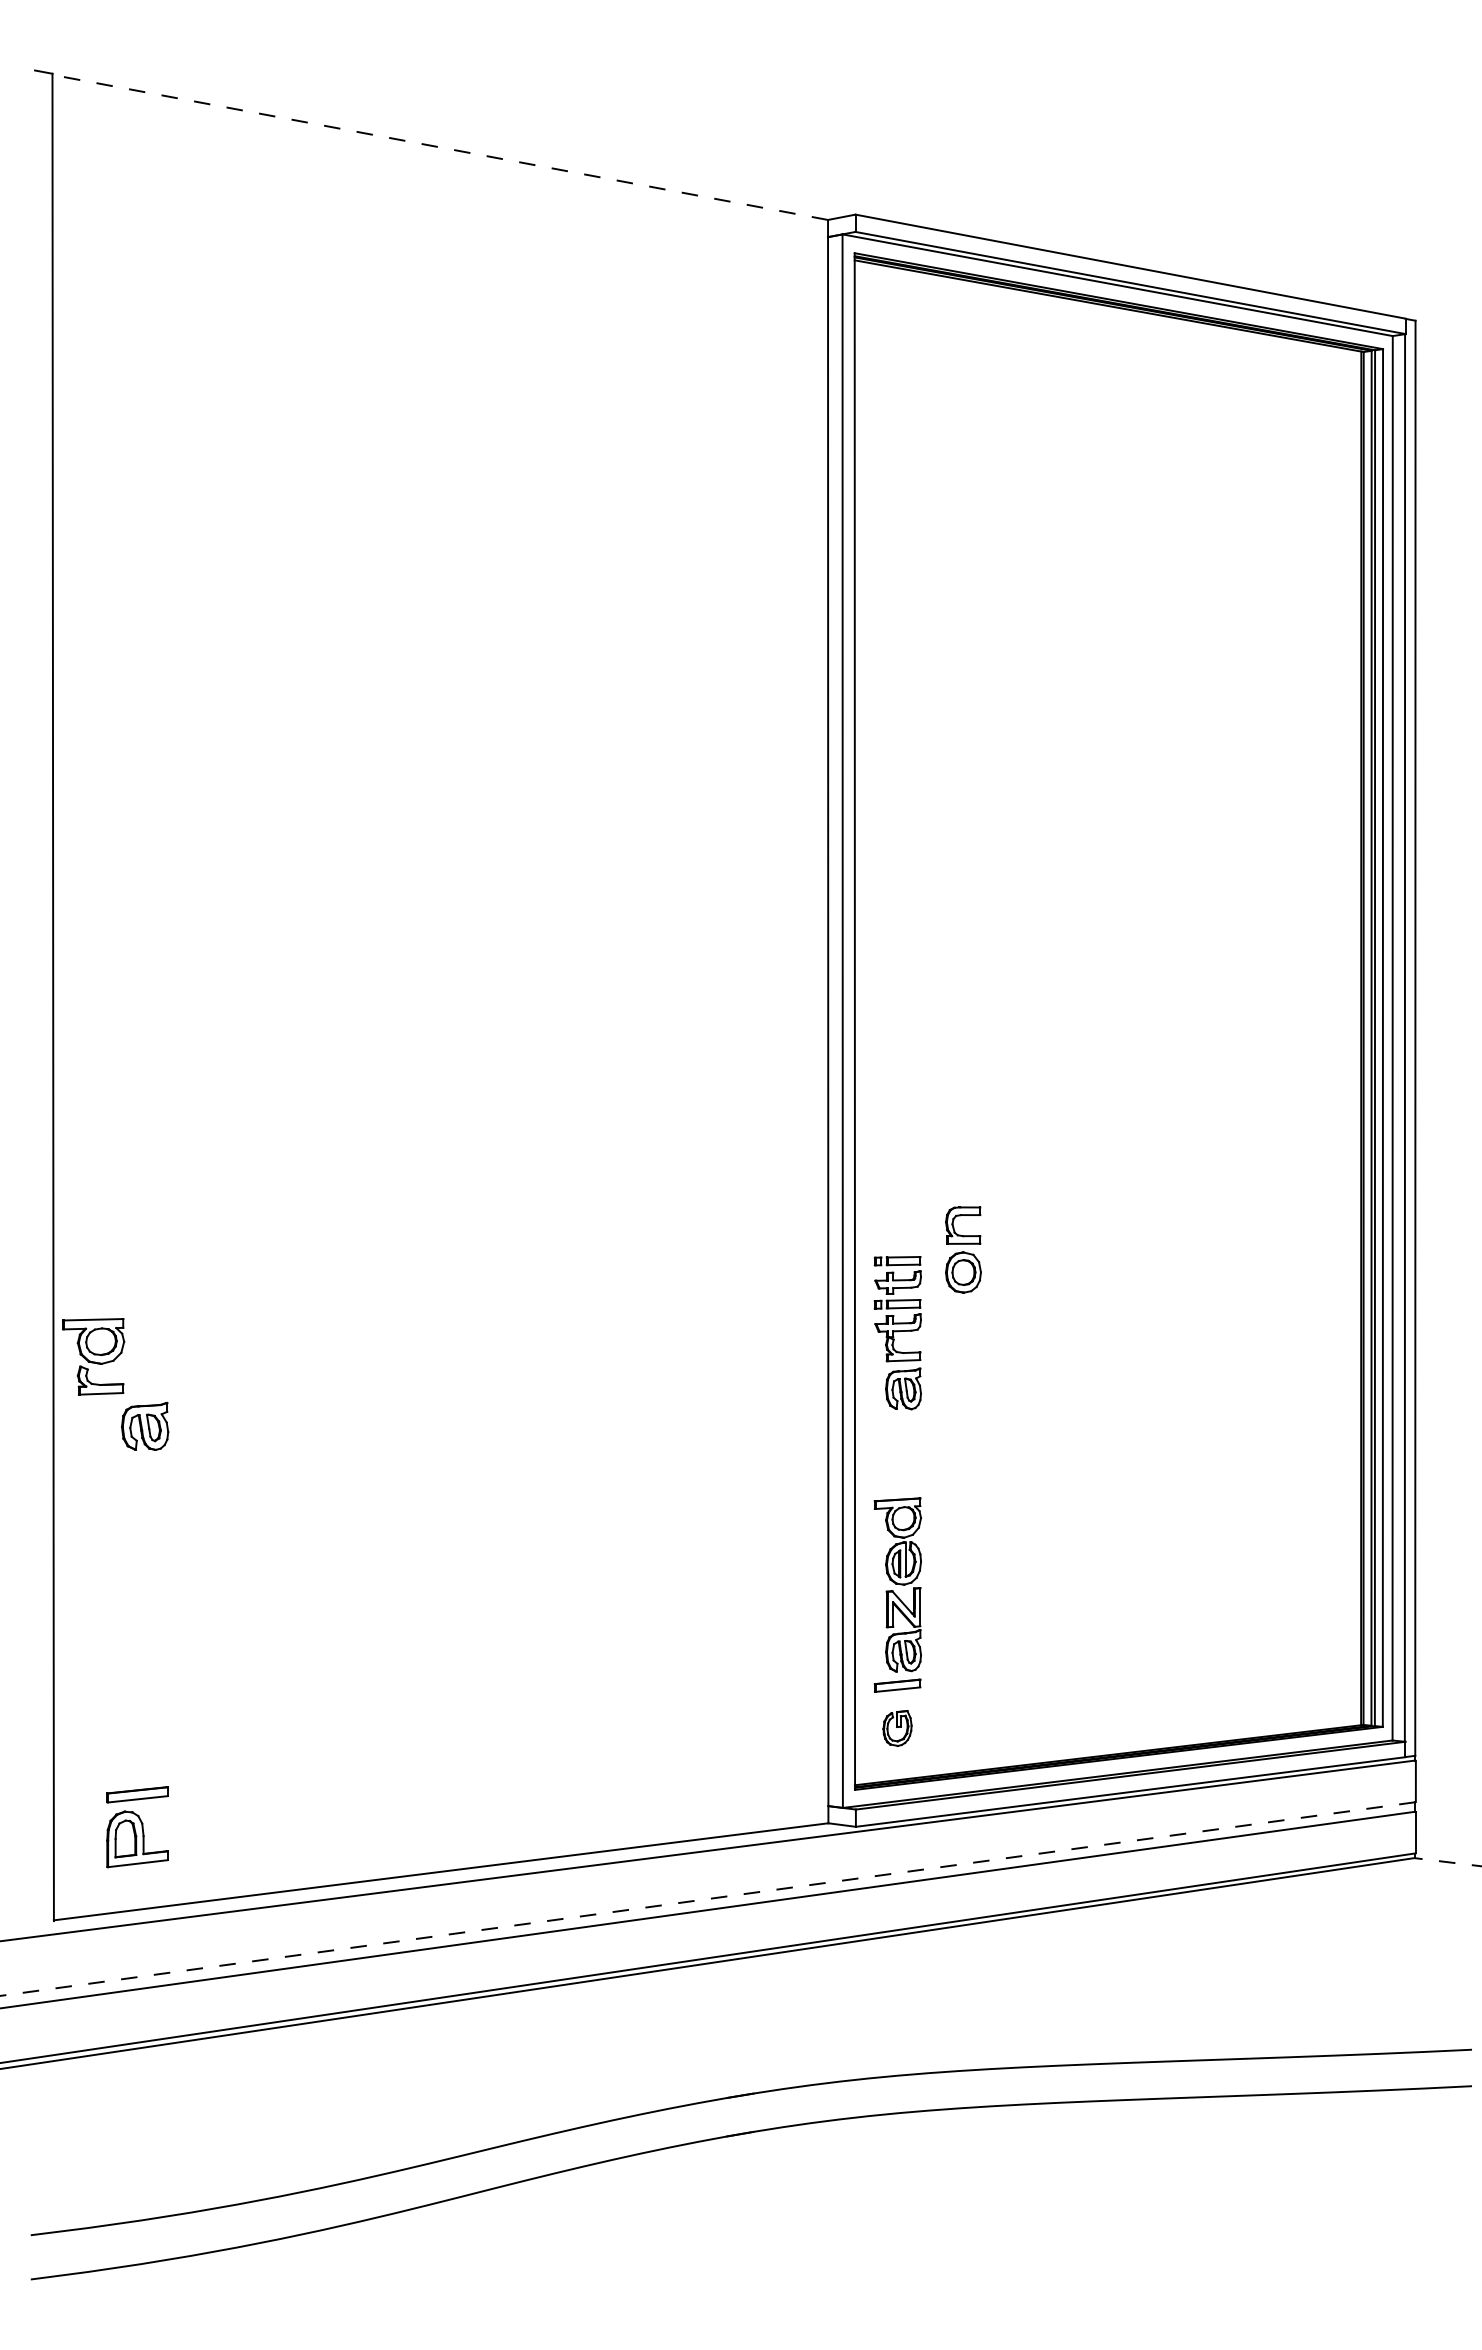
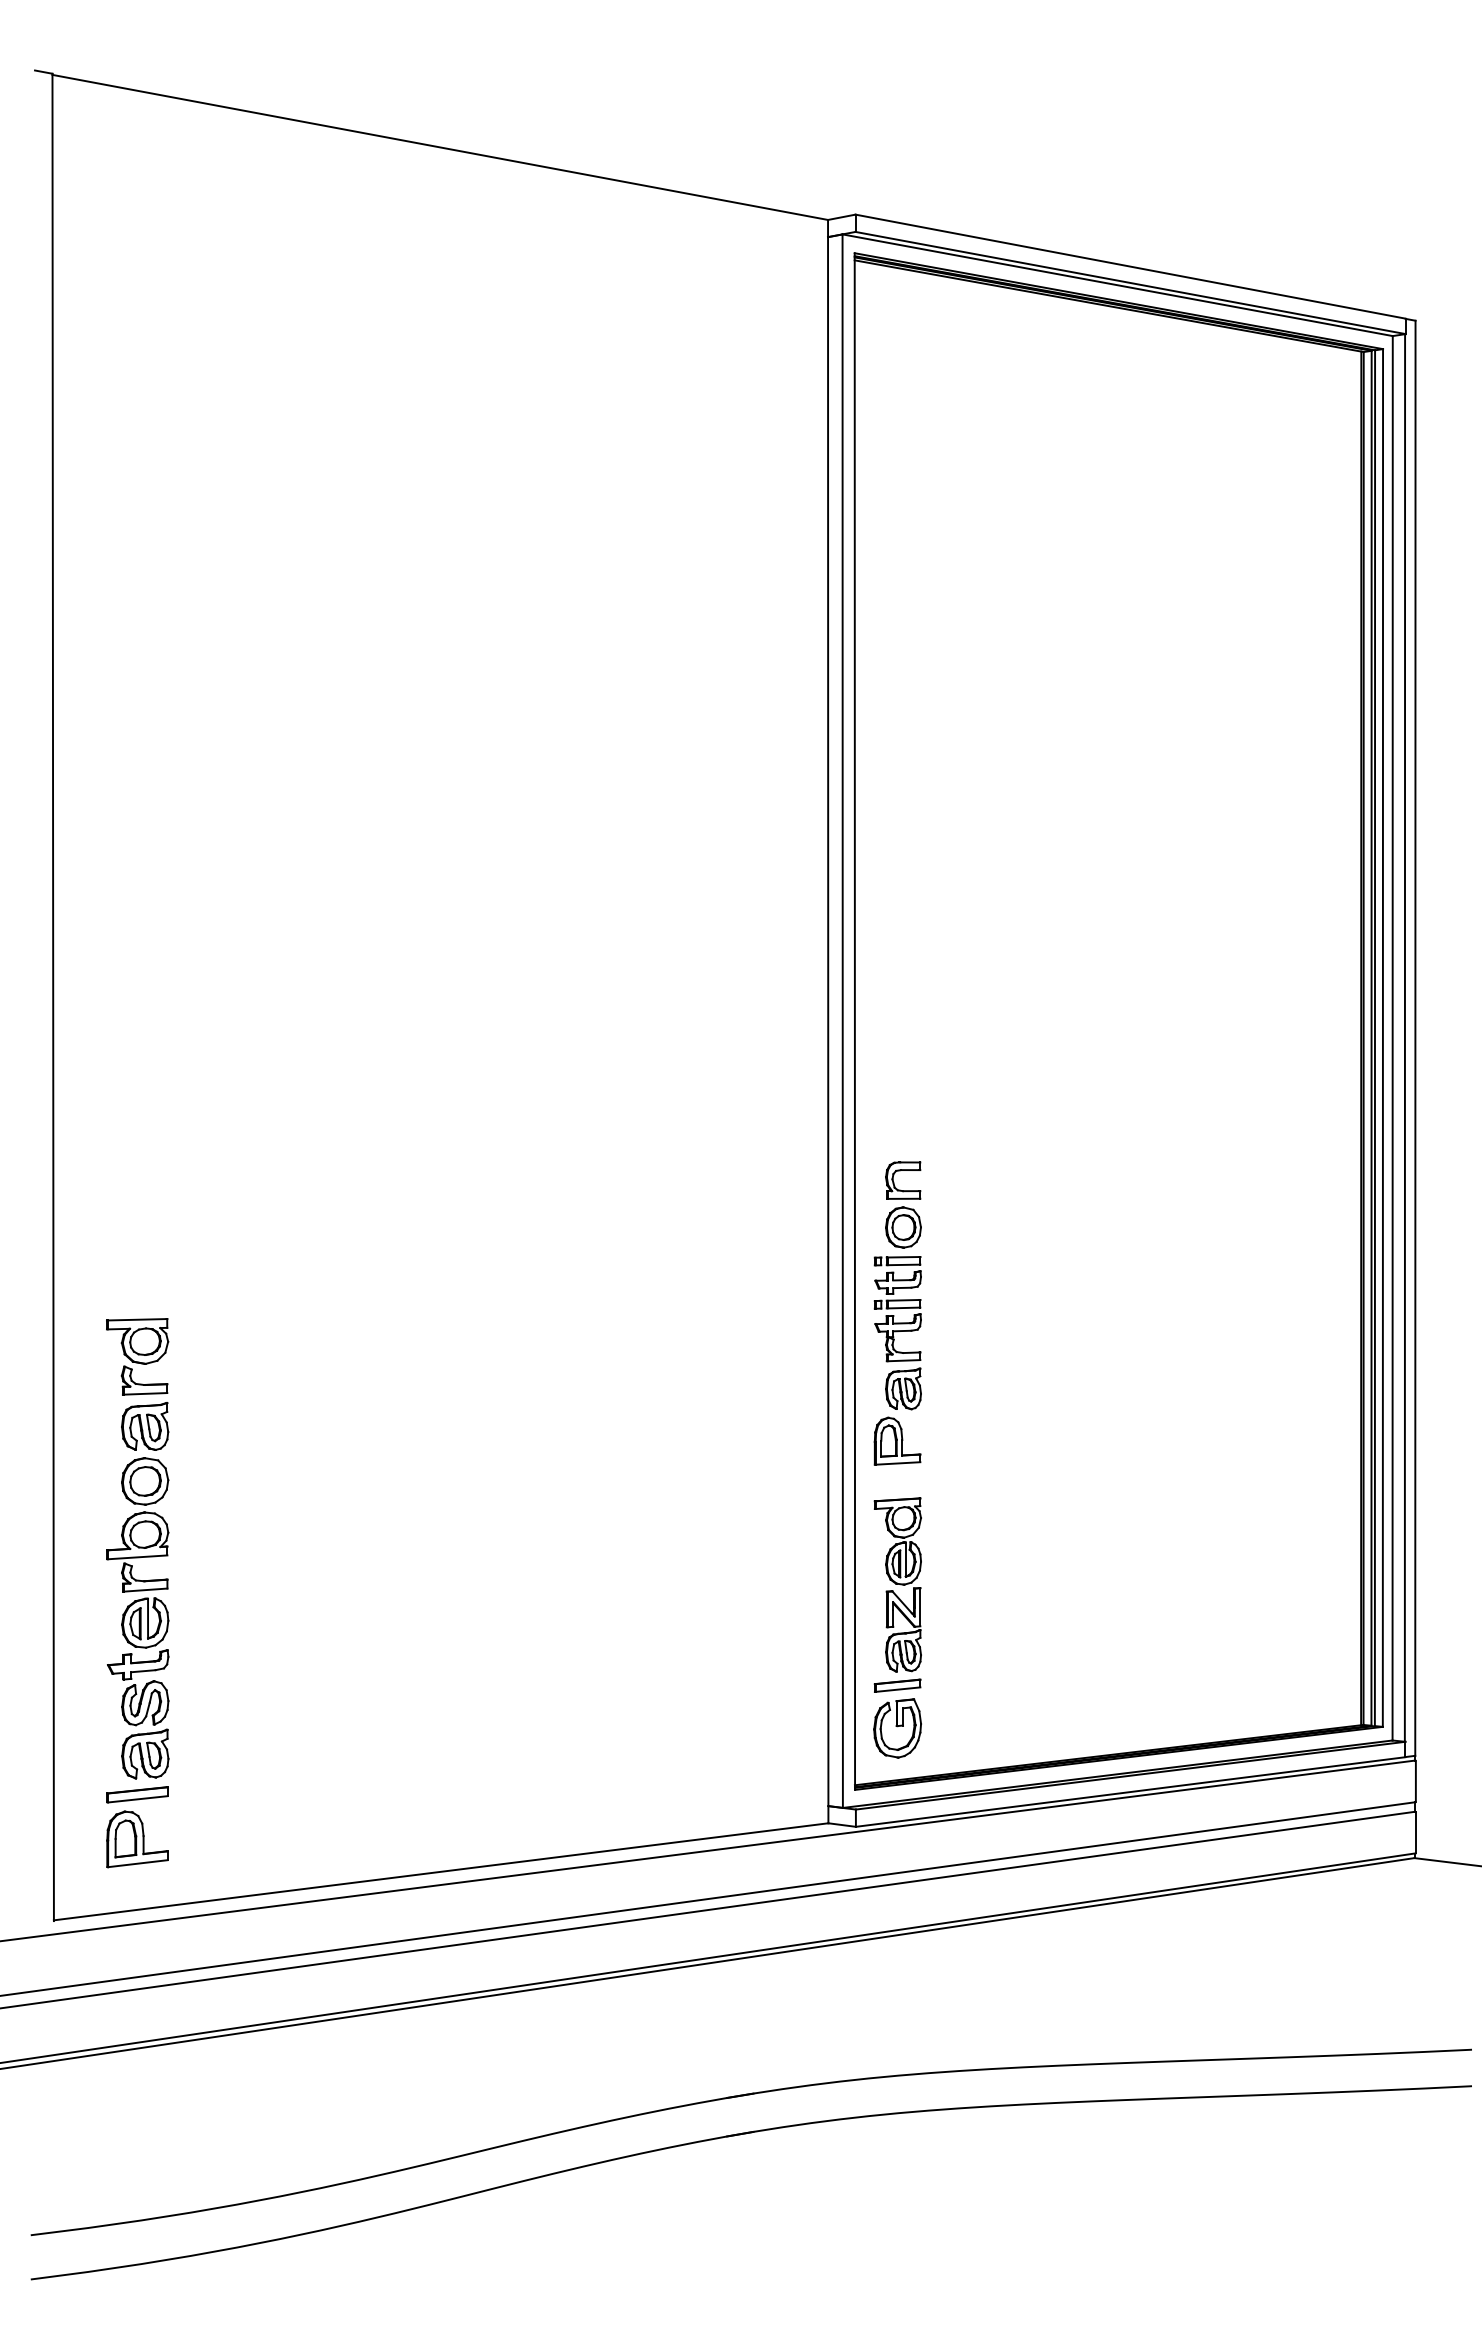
line: dashed -> solid (440, 147)
part position: (963, 1249) -> (903, 1204) (903, 1204)
part position: (93, 1356) -> (137, 1356) (137, 1356)
part: none -> present (897, 1440)
part: none -> present (137, 1618)
part size: 31x37 px -> 49x61 px (897, 1728)
line: dashed -> solid (1447, 1862)
line: dashed -> solid (707, 1899)
